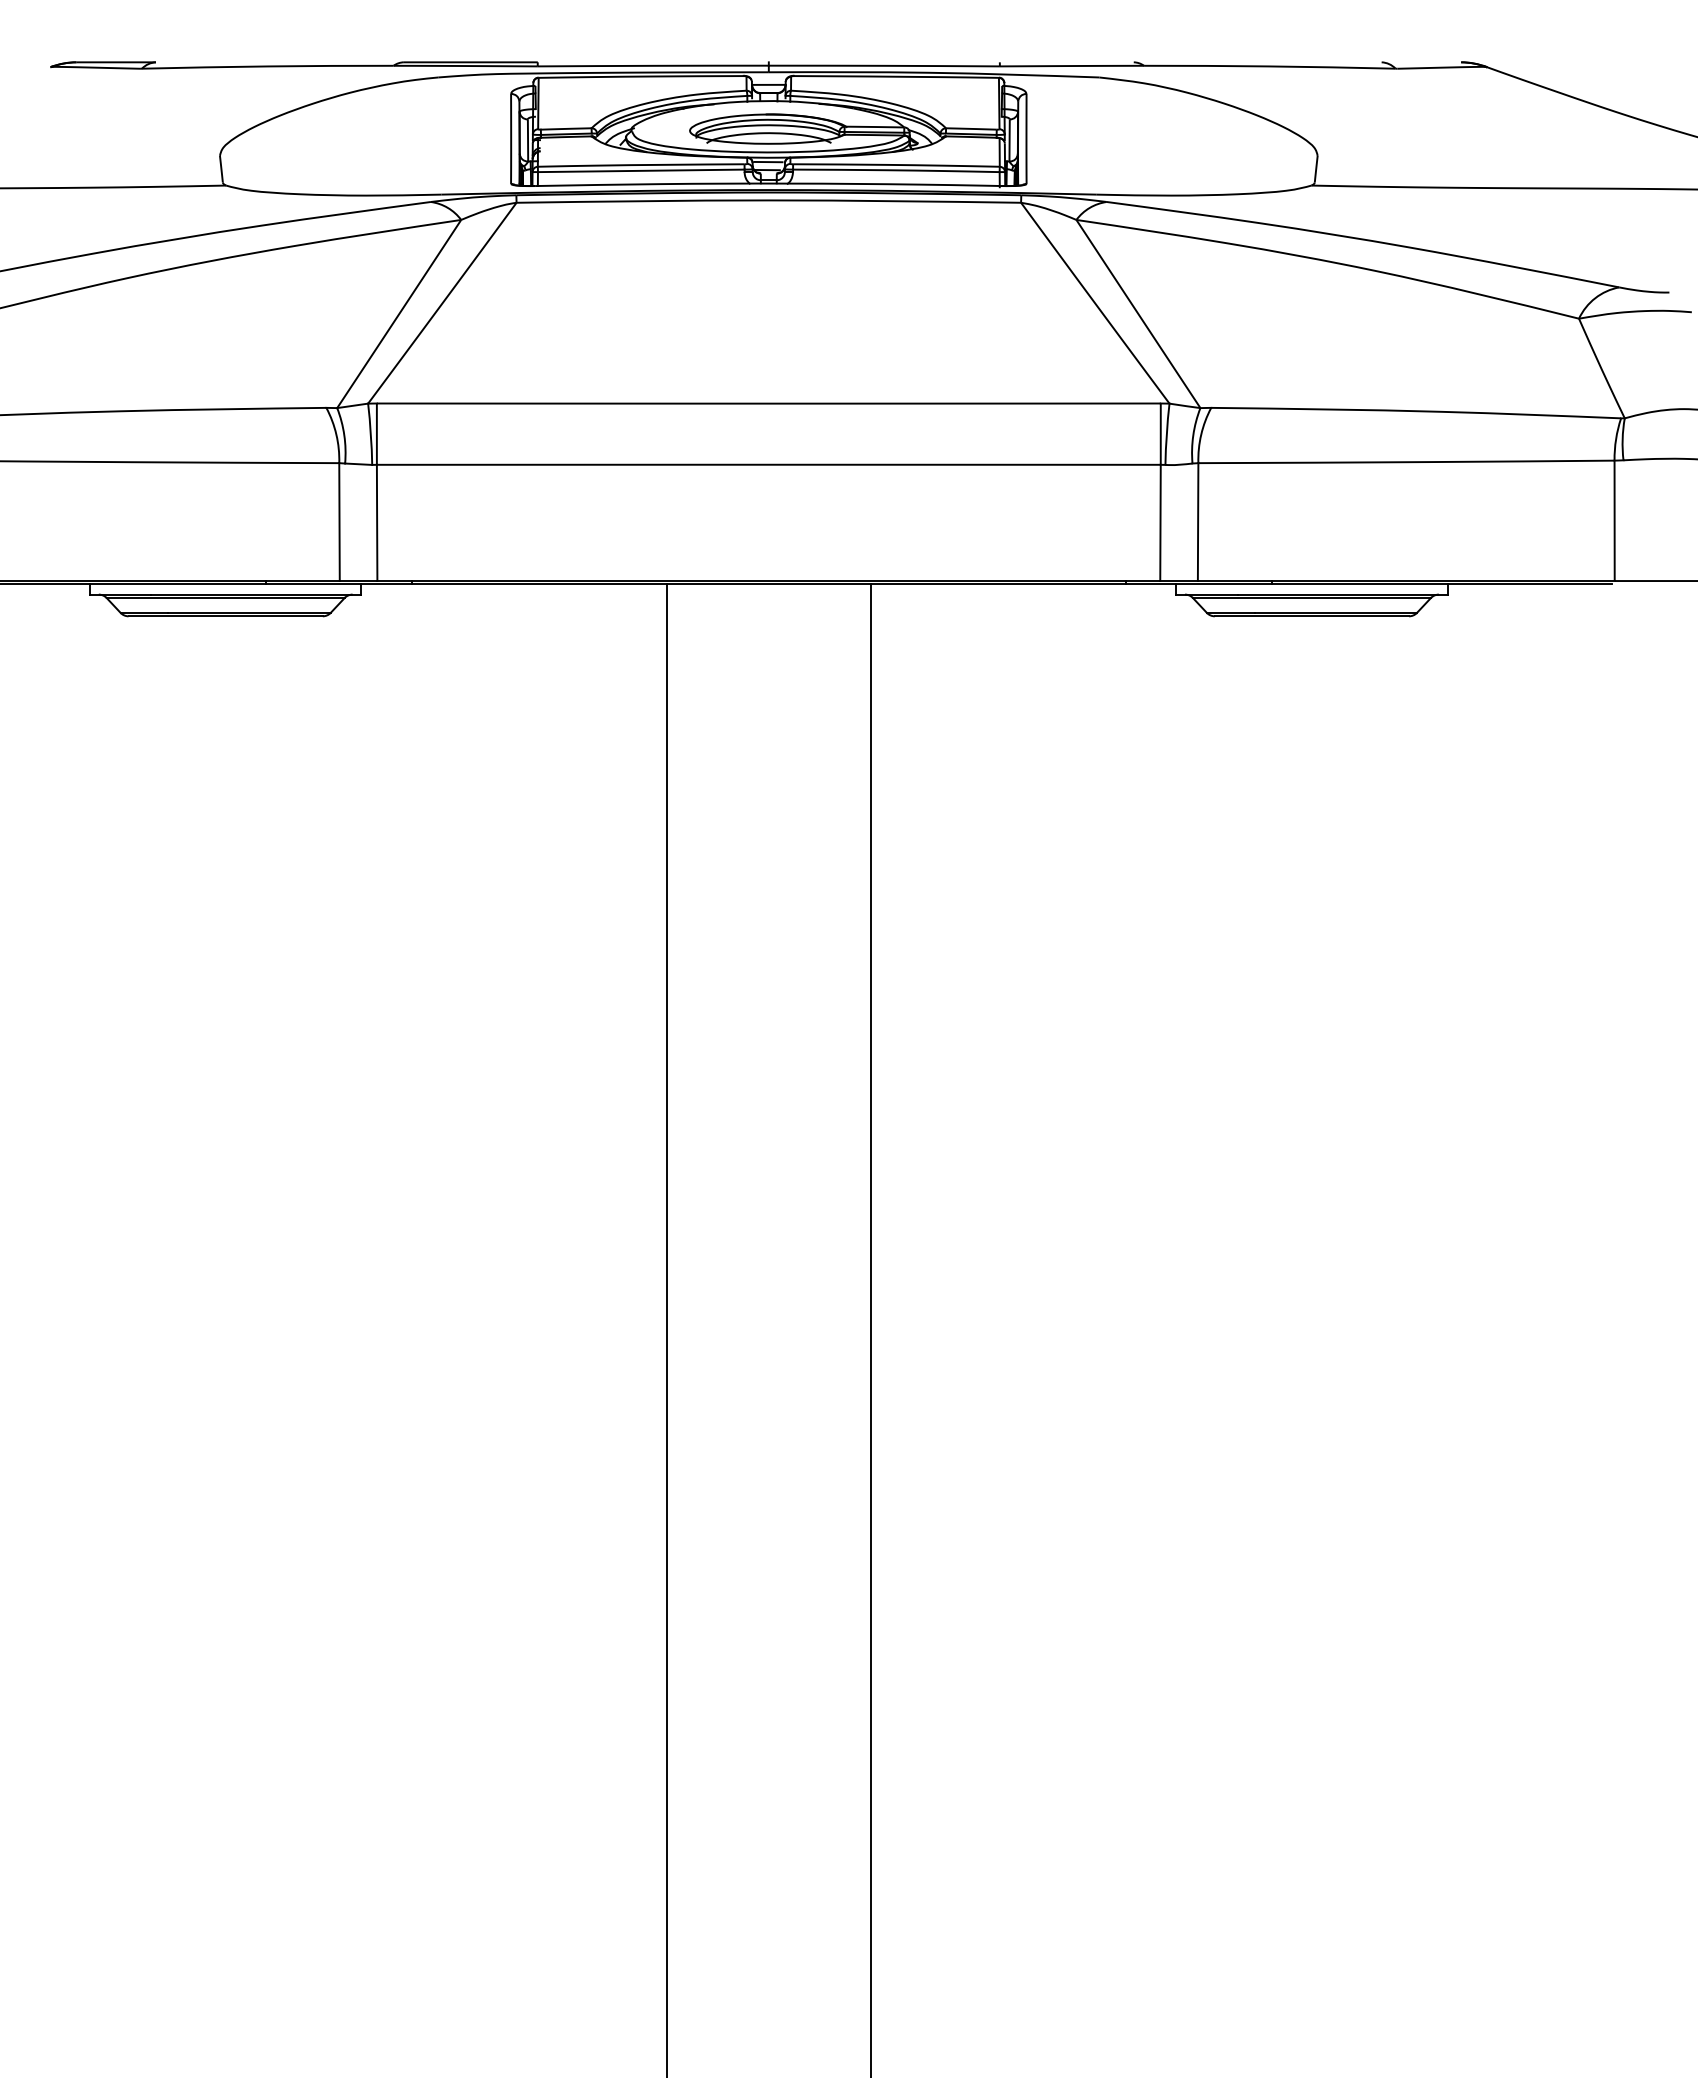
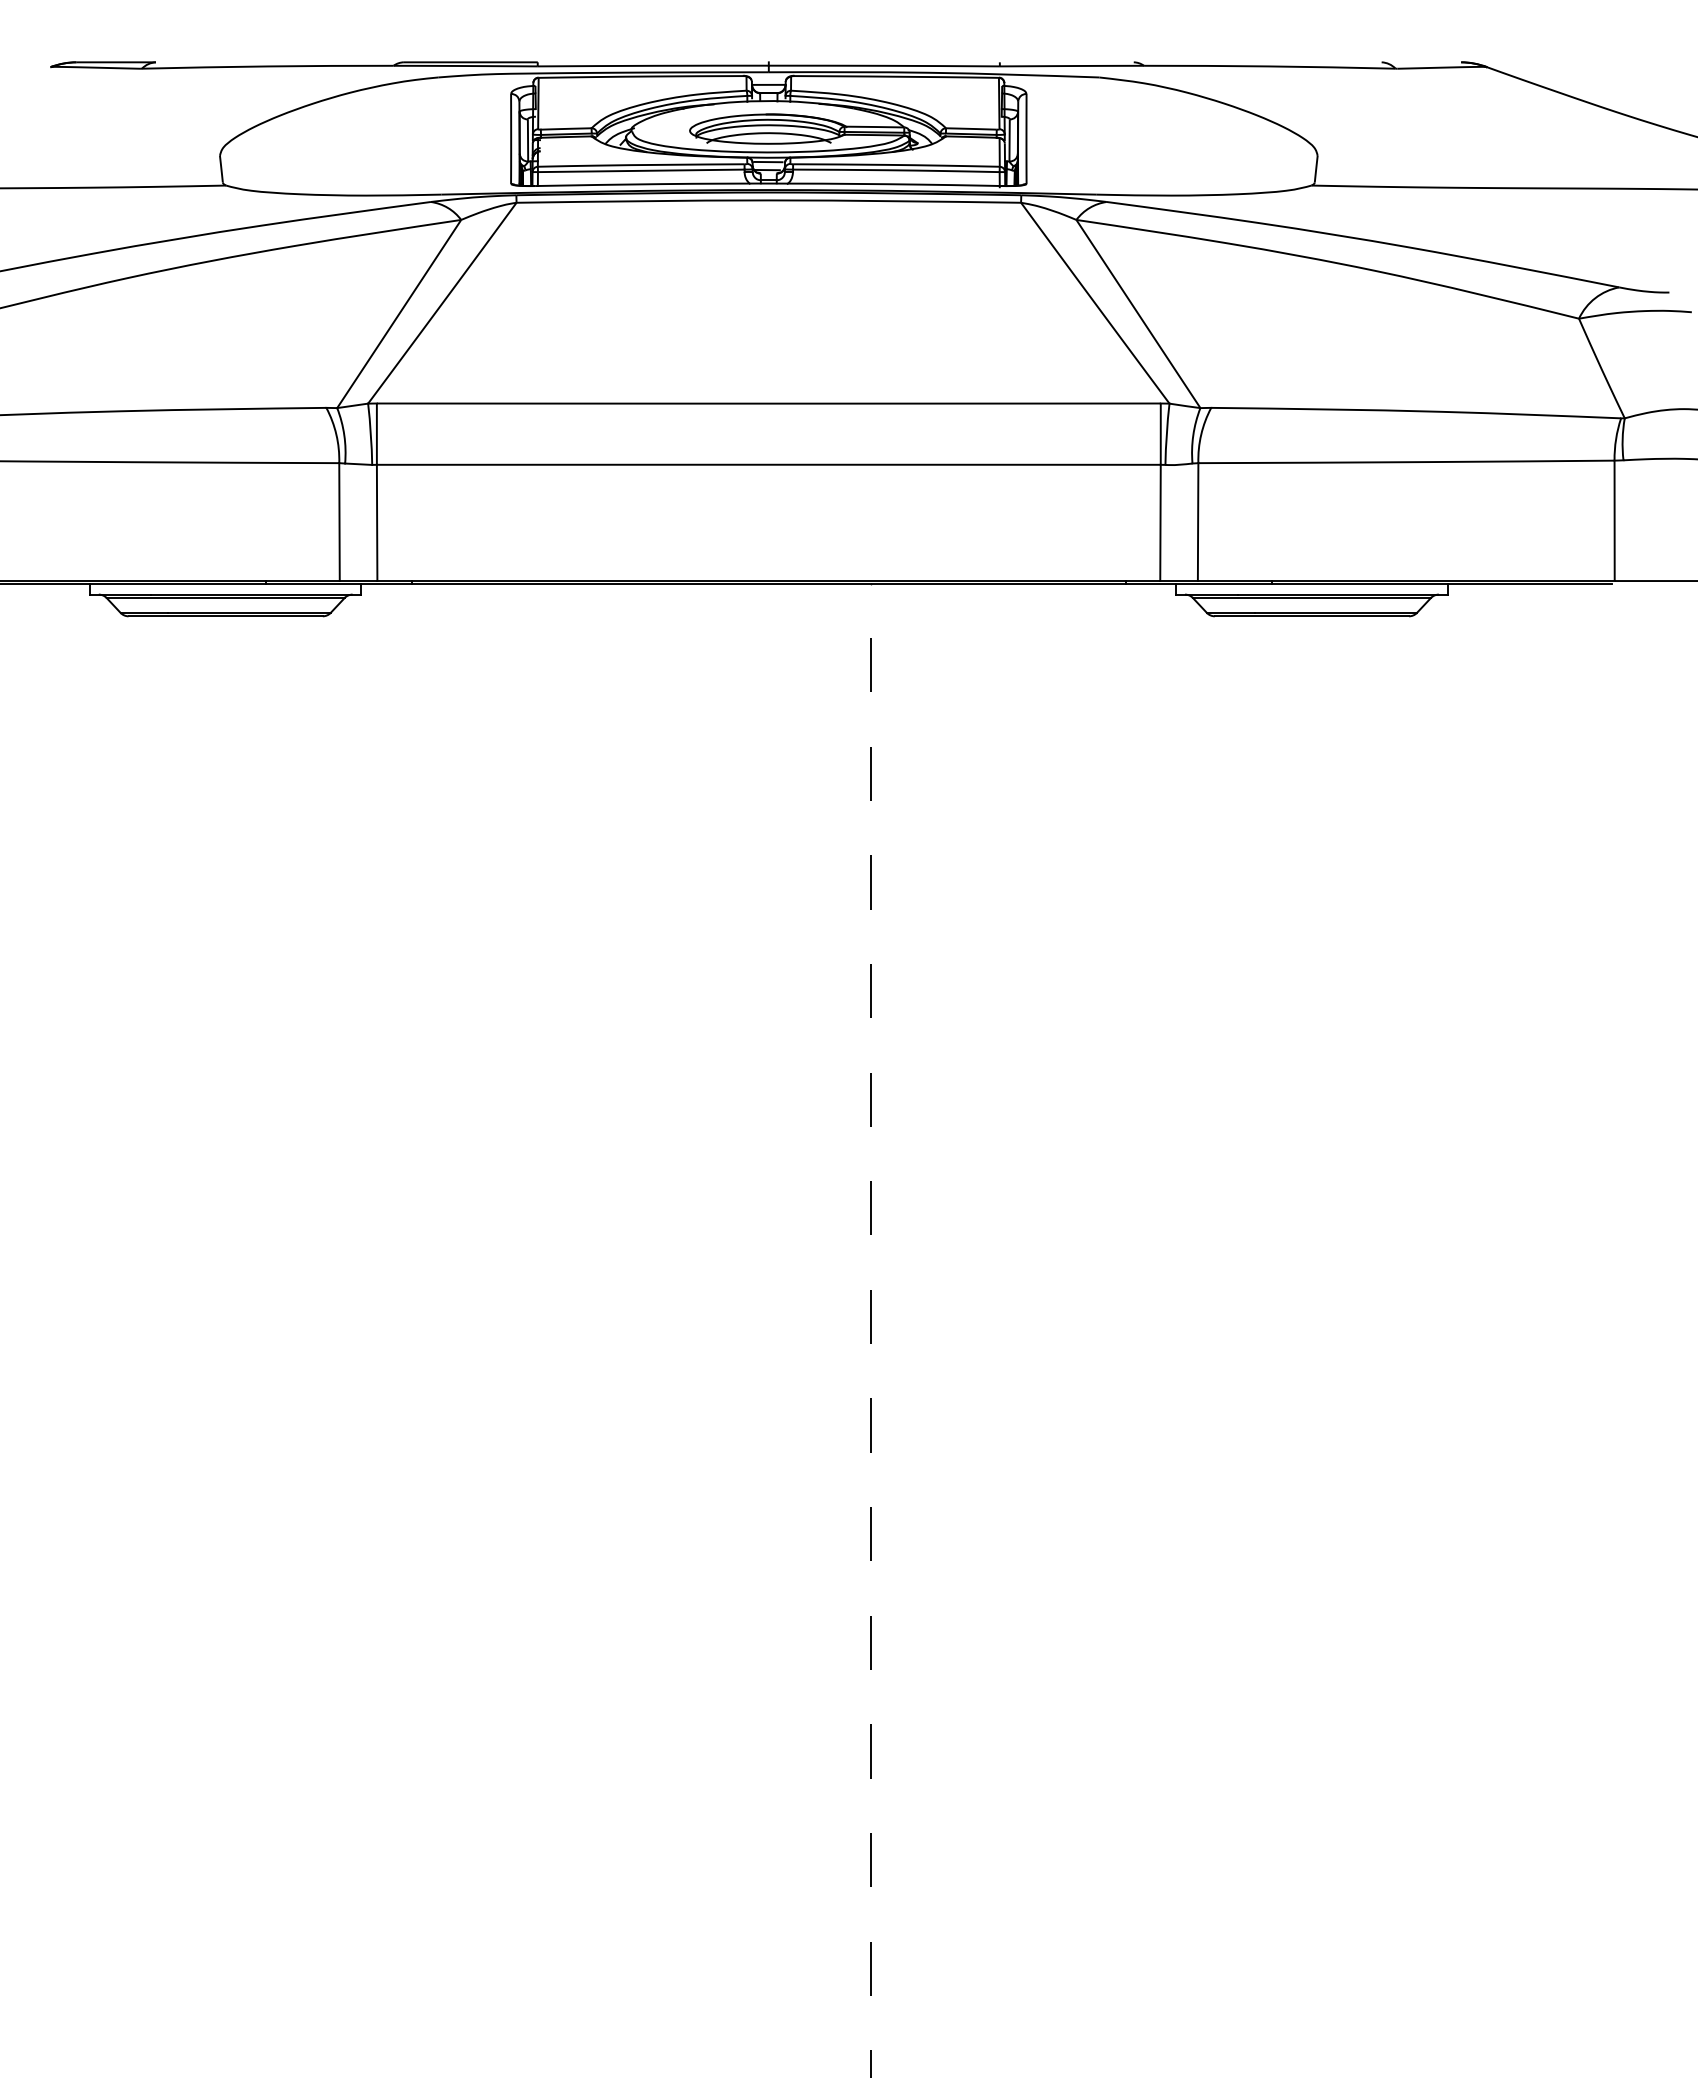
line: present -> none (666, 1328)
line: solid -> dashed (870, 1330)
